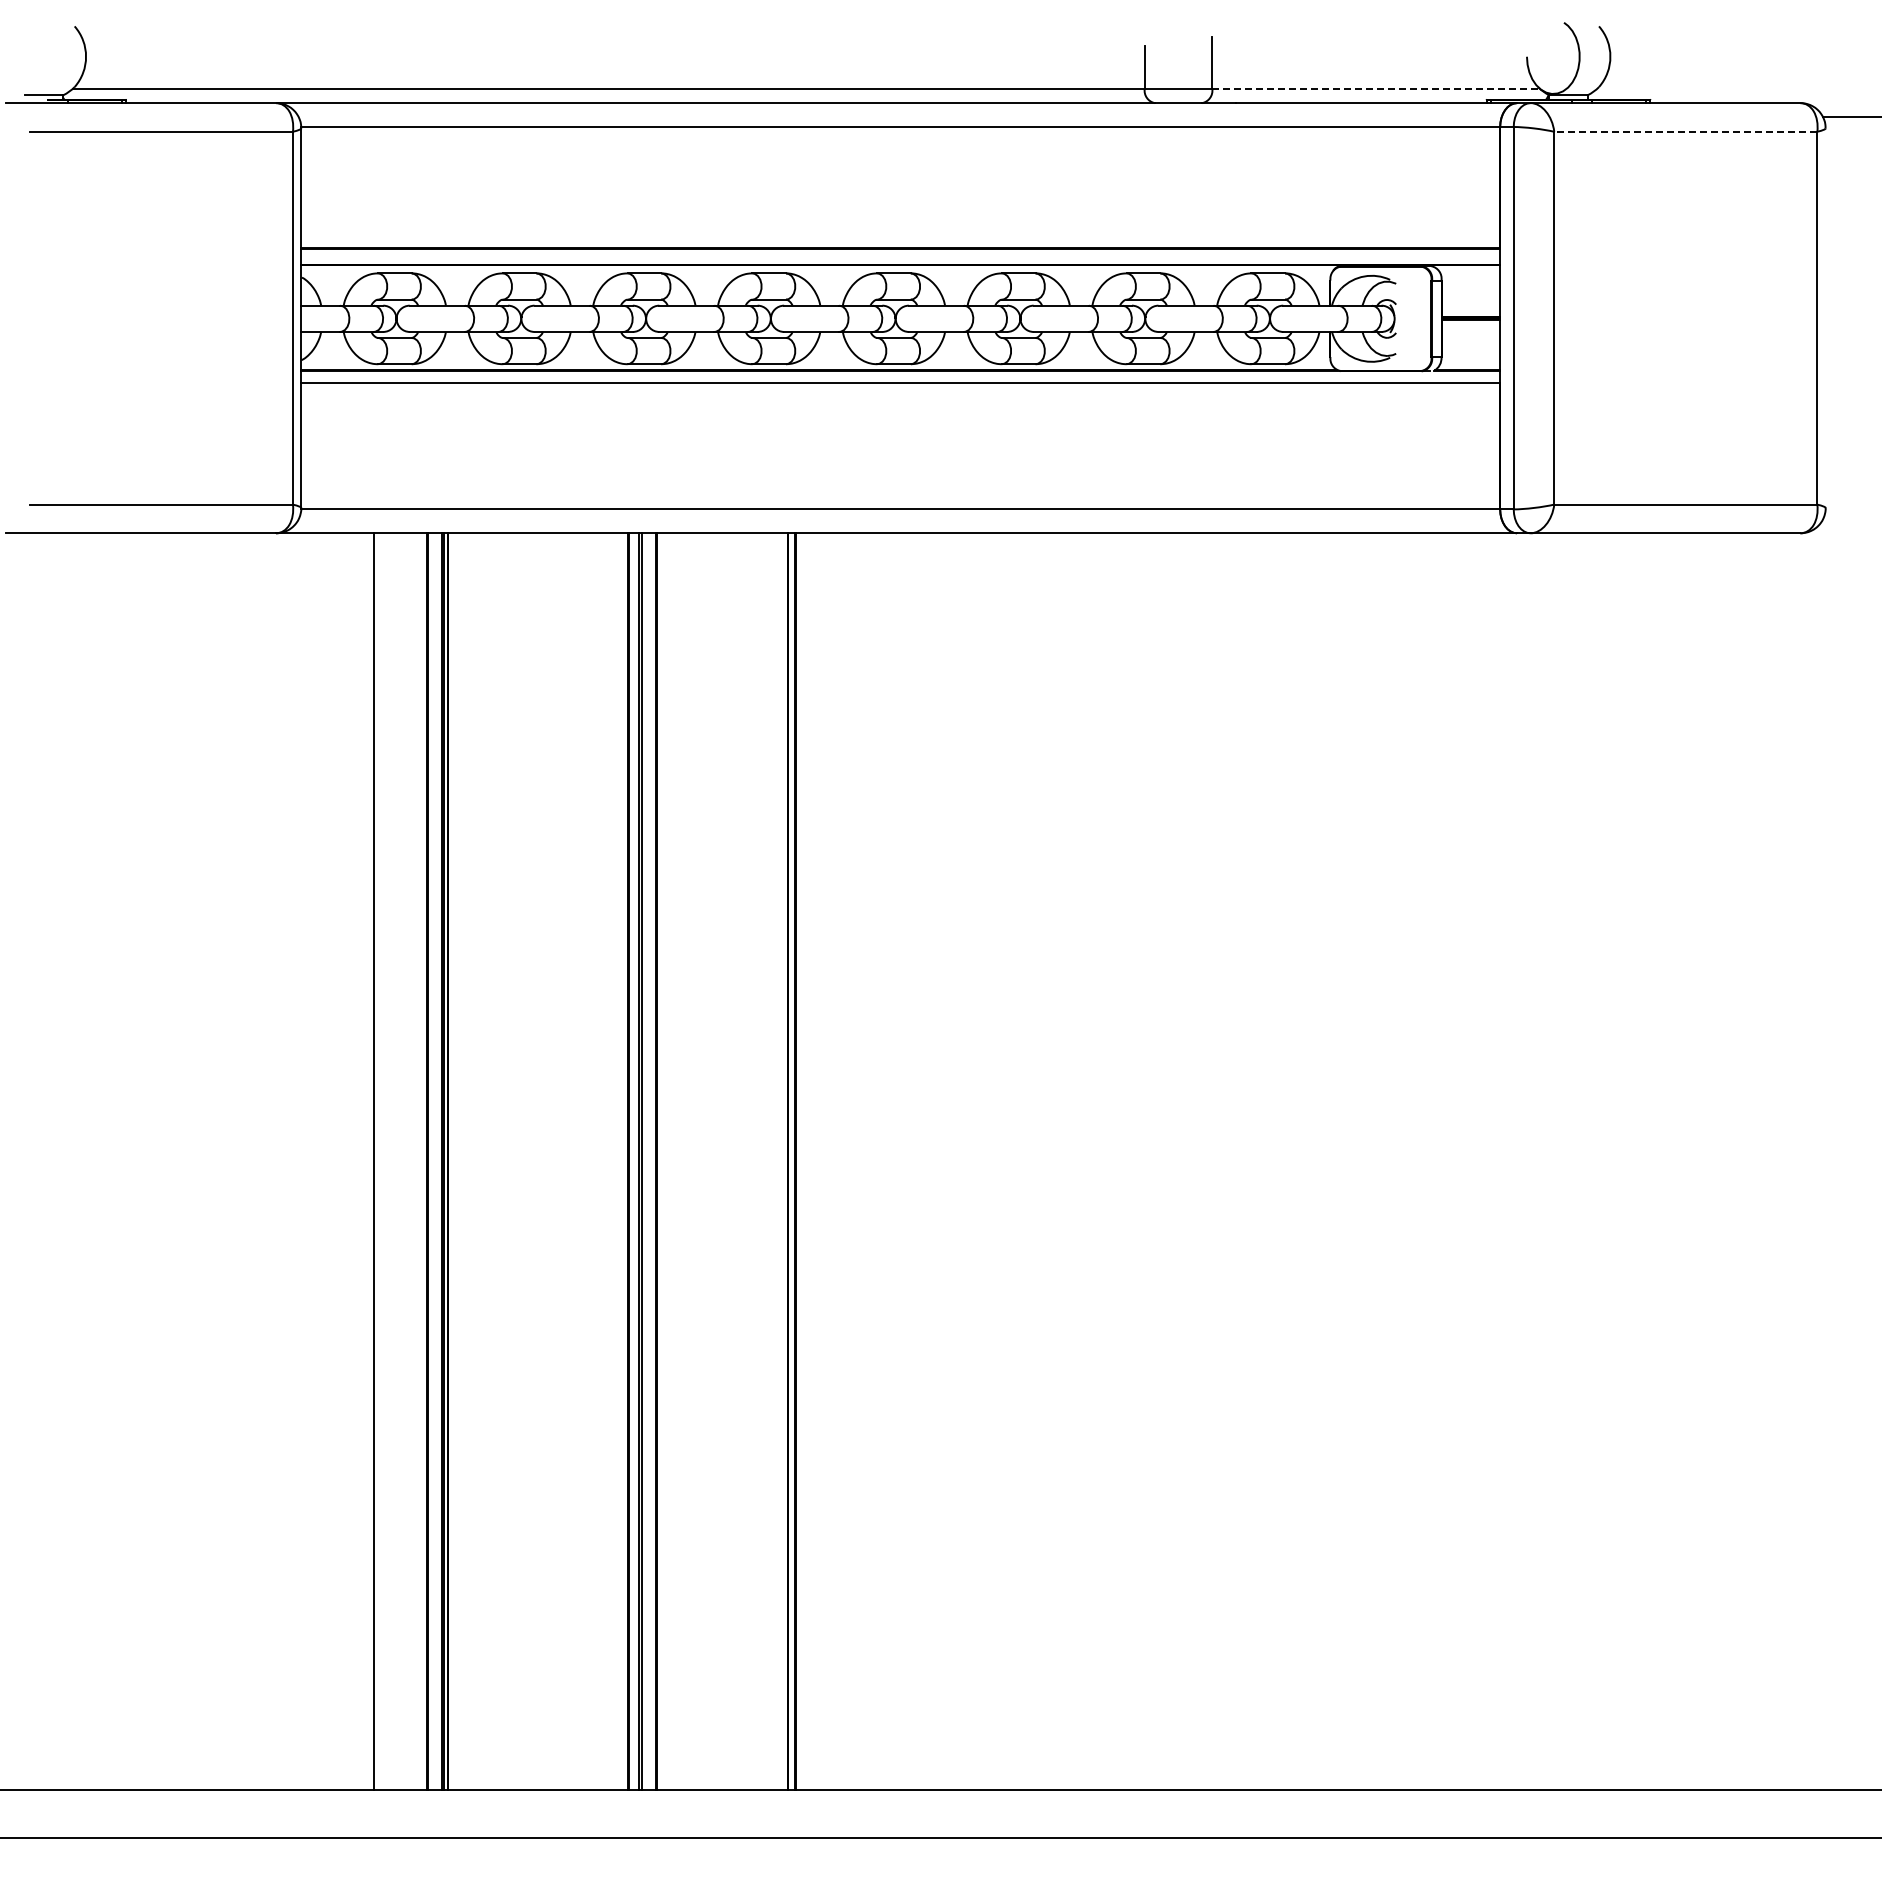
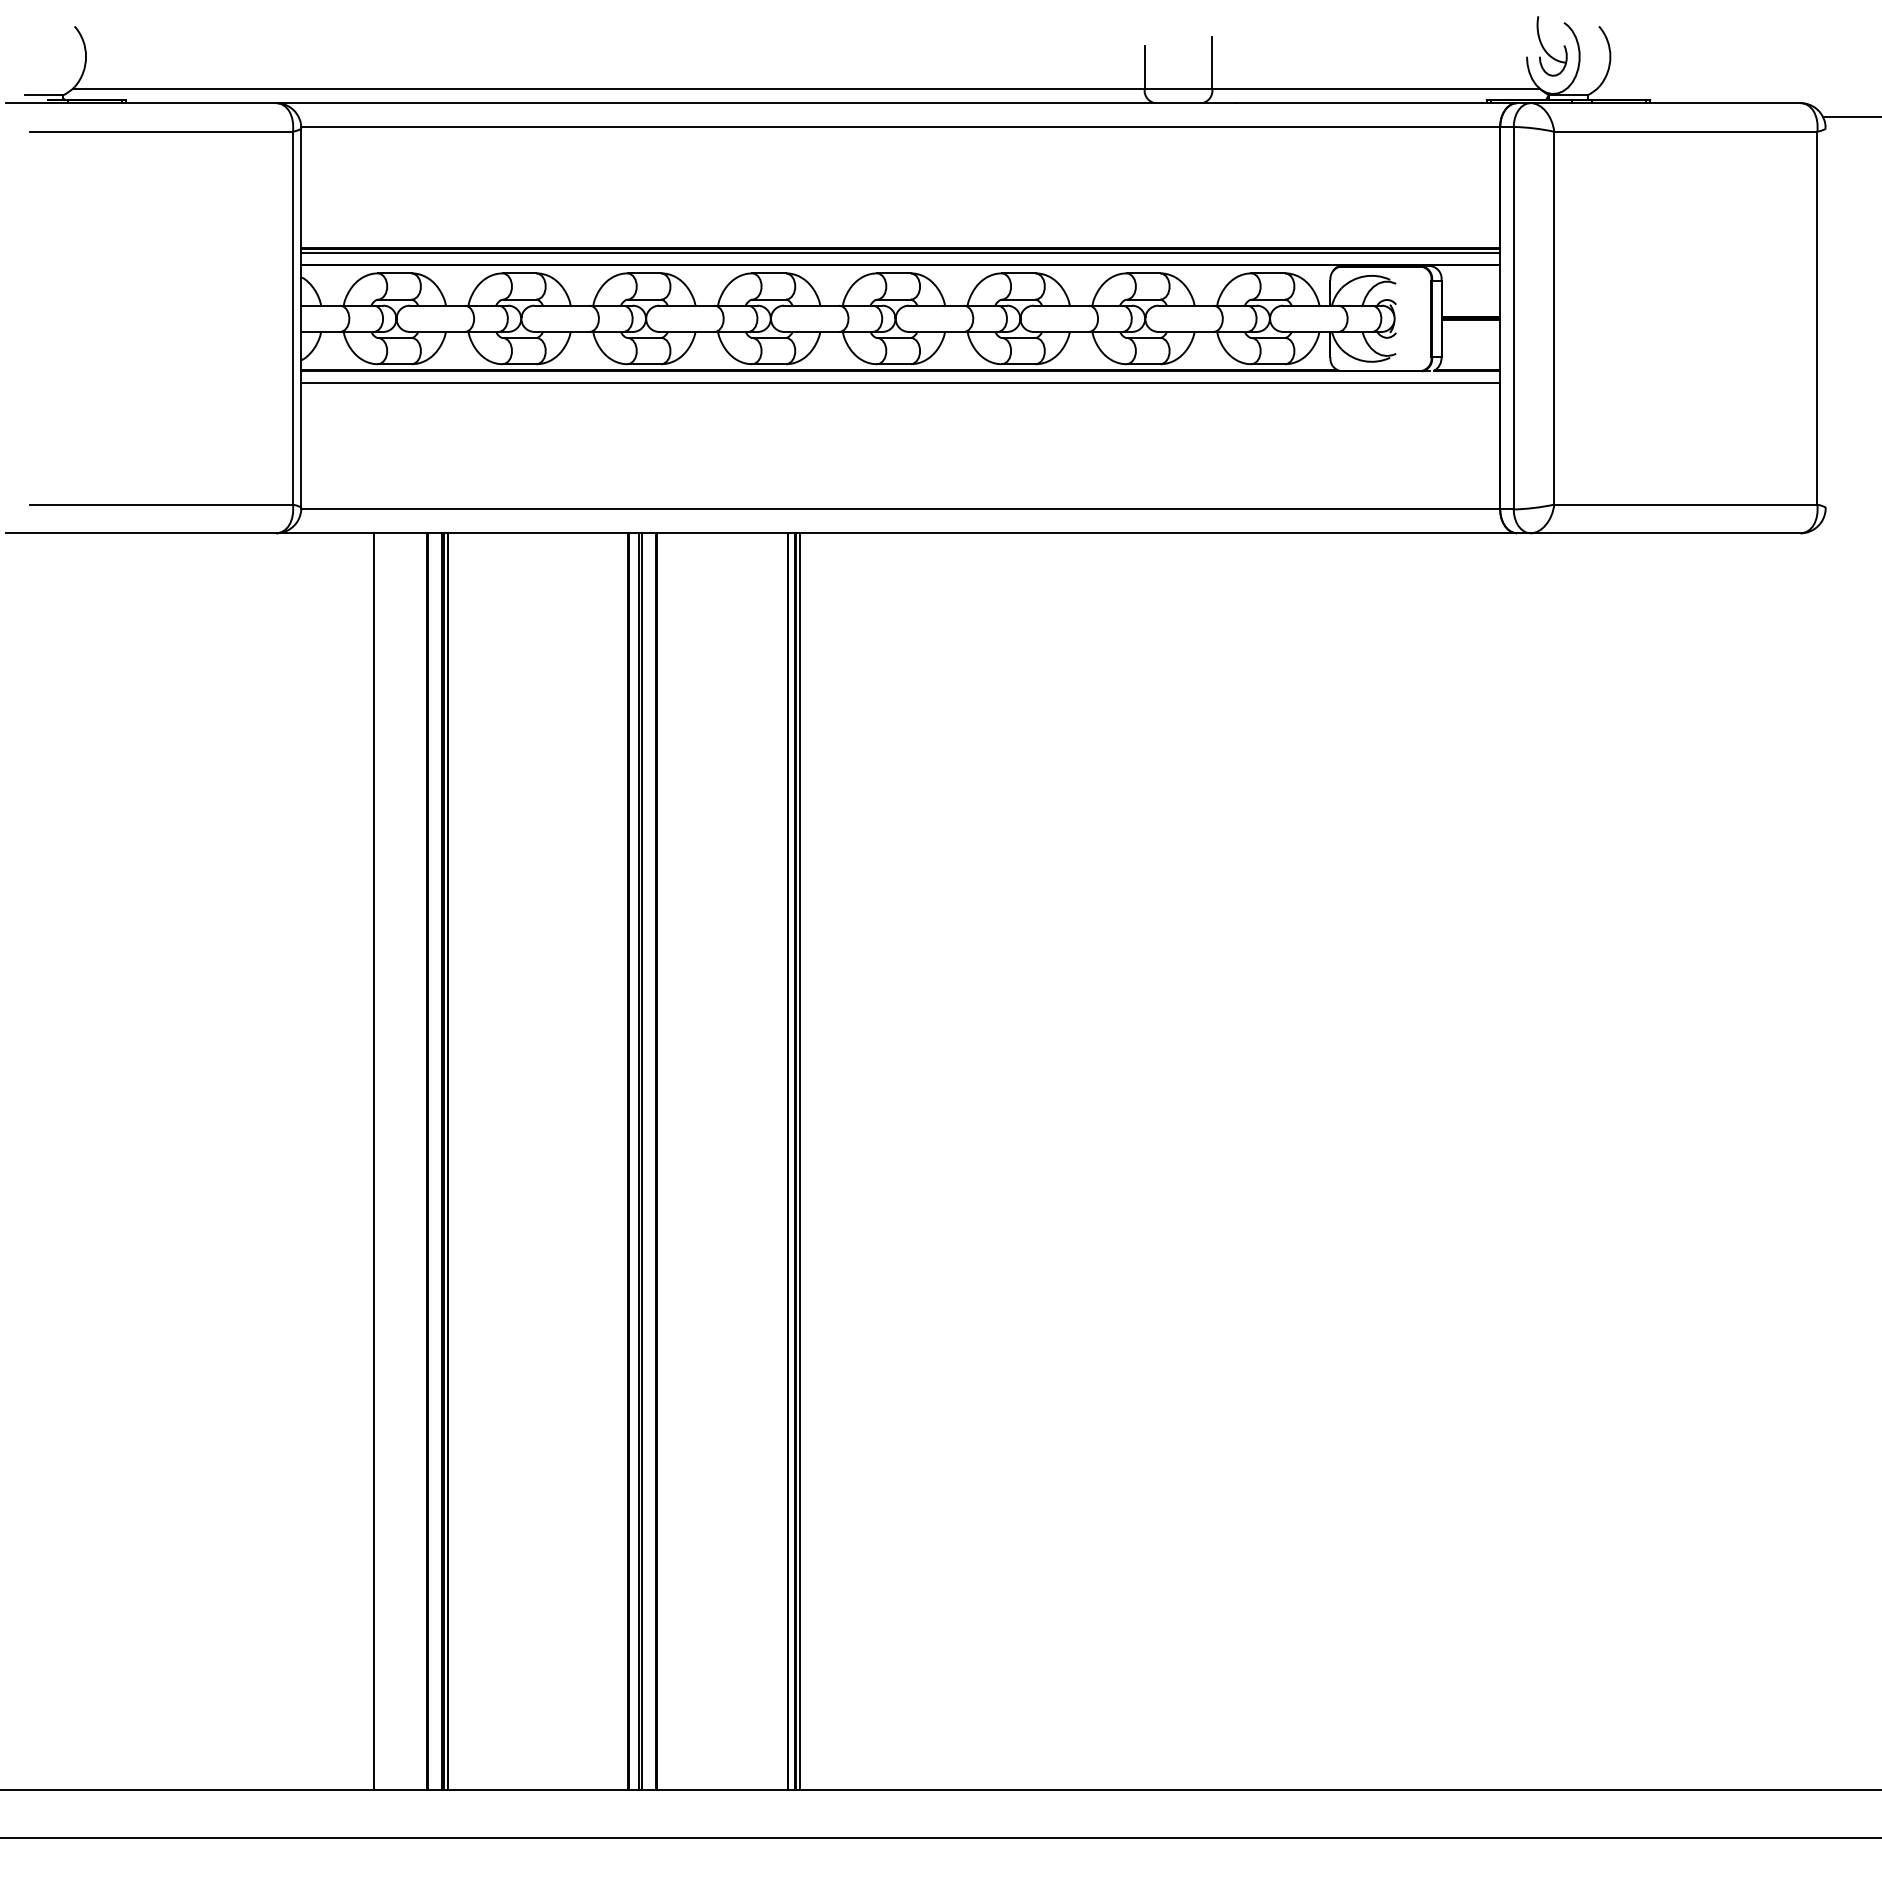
part: none -> present (1546, 50)
line: dashed -> solid (1376, 88)
line: dashed -> solid (1685, 131)
line: none -> present (900, 253)
line: none -> present (799, 1161)
